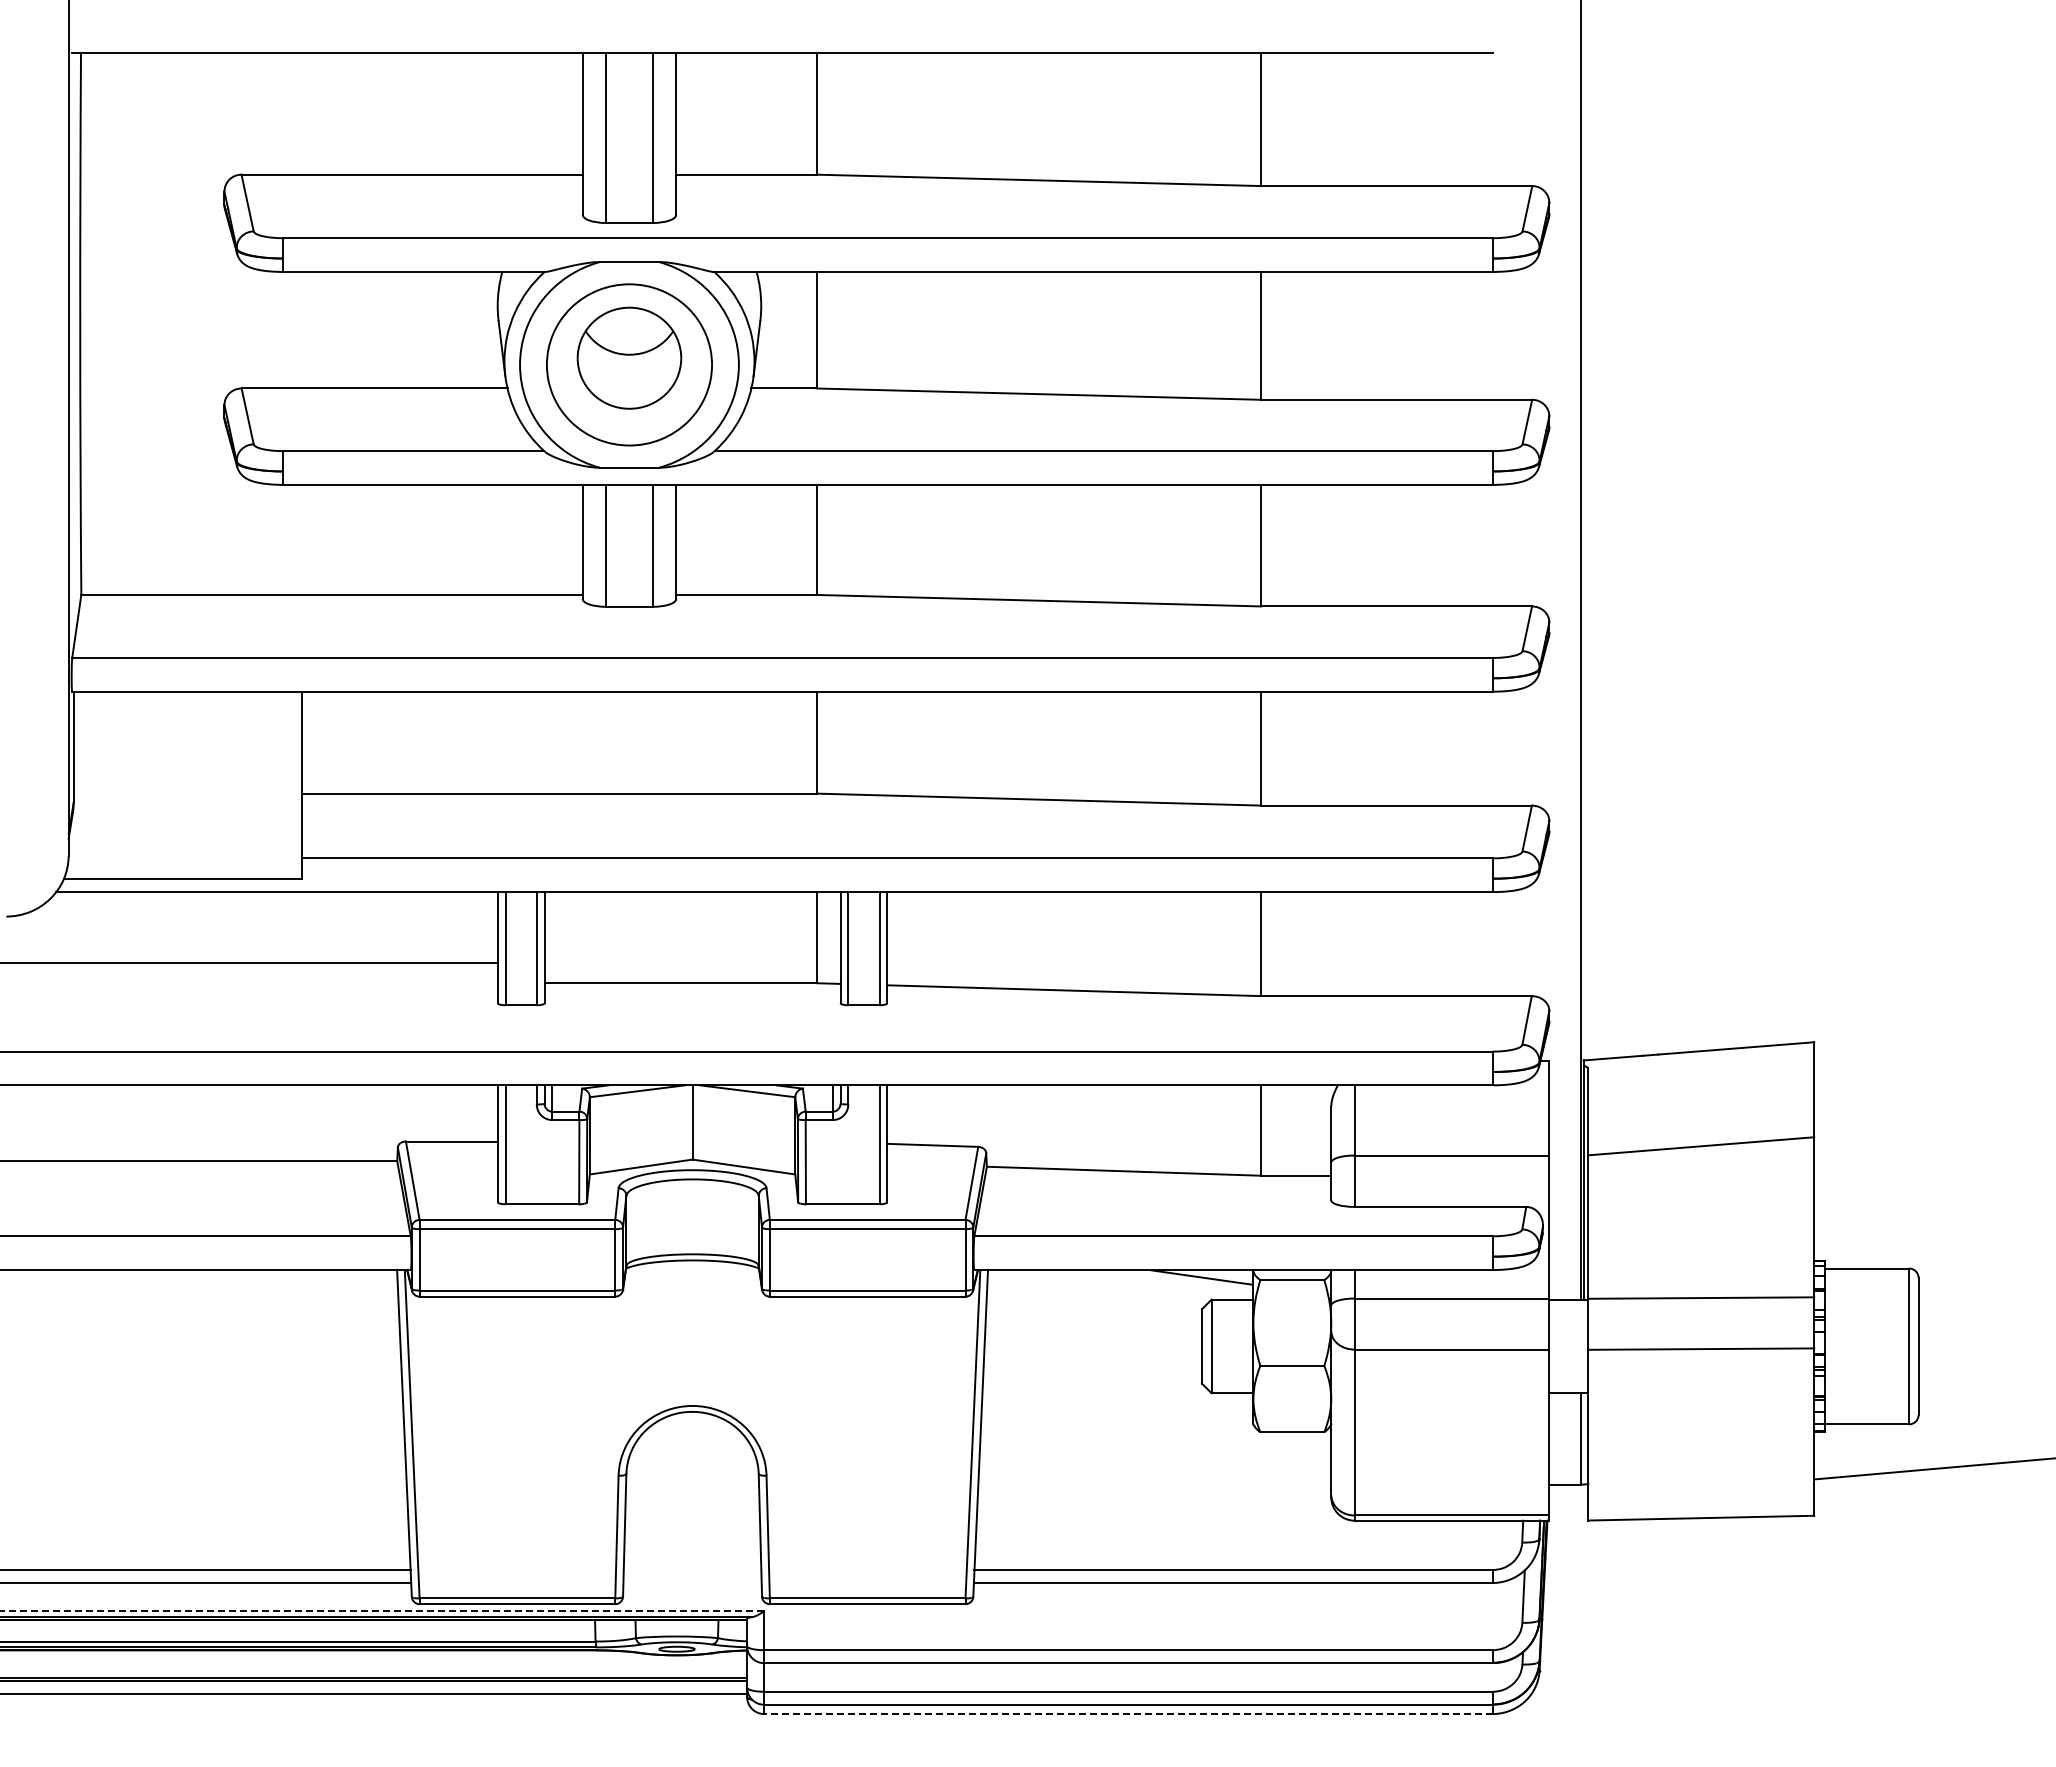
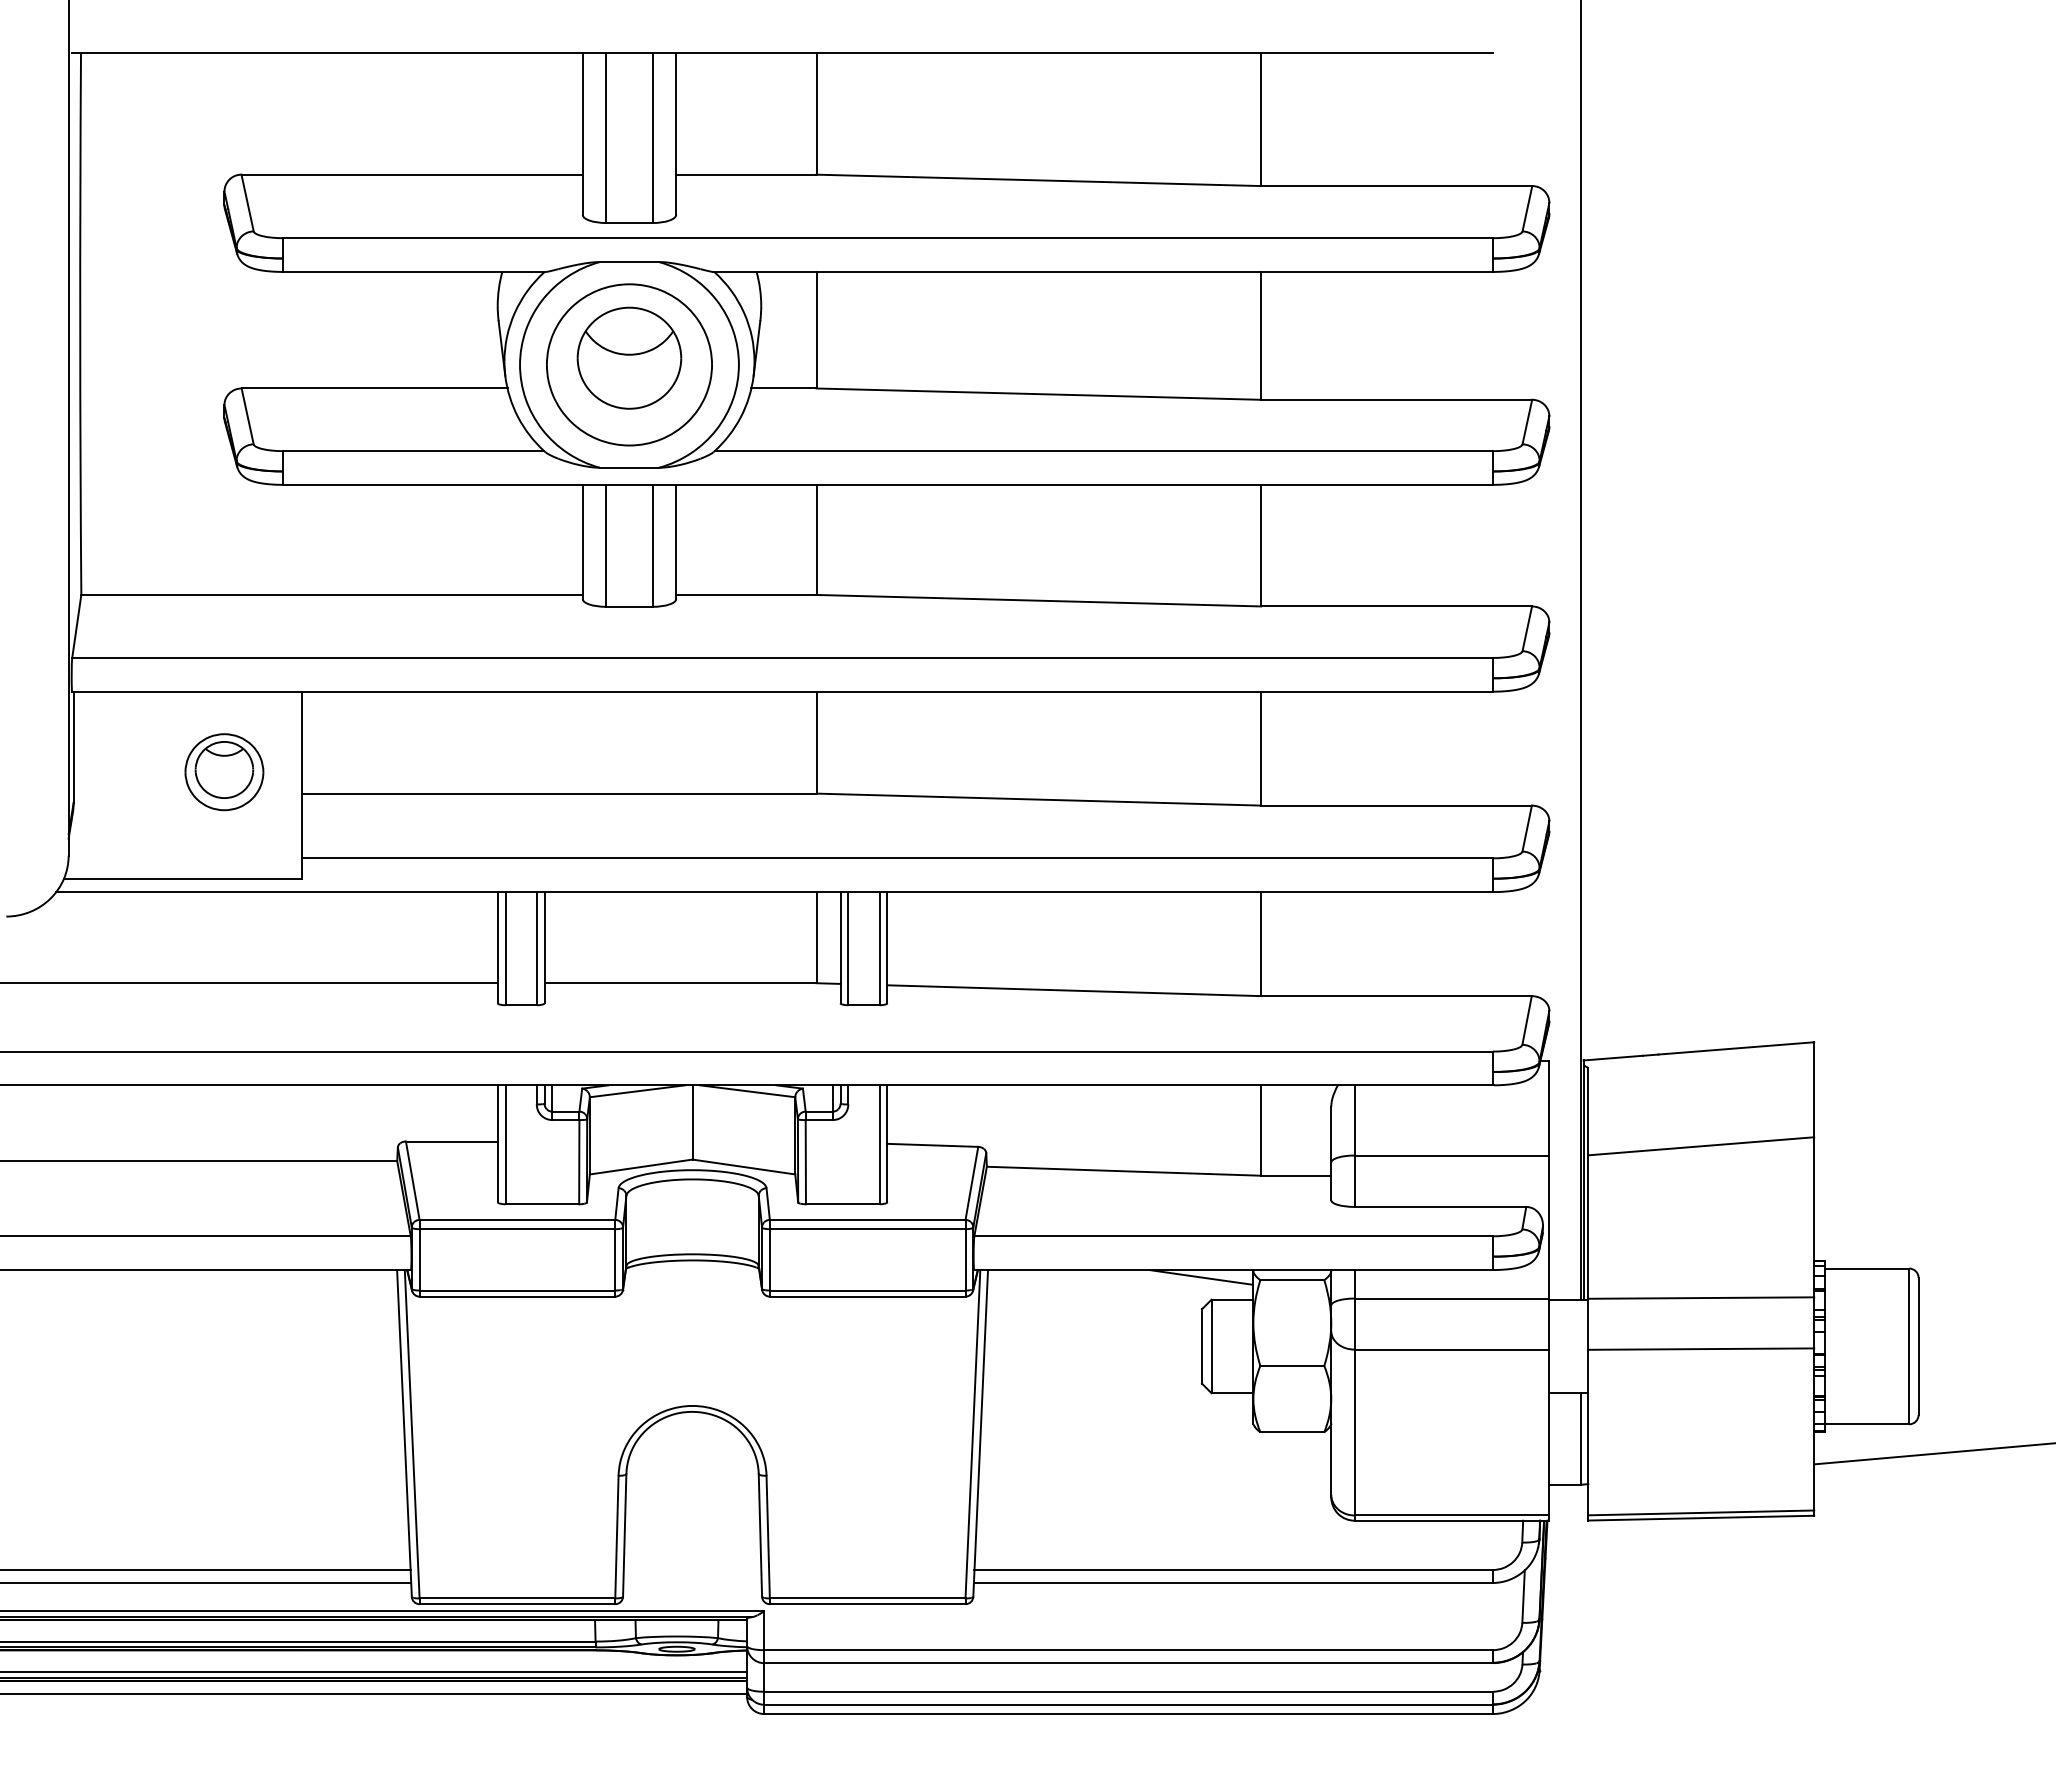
part: none -> present (224, 772)
line position: (249, 963) -> (249, 983) (249, 983)
line position: (1933, 1468) -> (1933, 1453) (1933, 1453)
line: none -> present (1701, 1512)
line: dashed -> solid (382, 1611)
line: none -> present (374, 1671)
line: dashed -> solid (1128, 1714)
